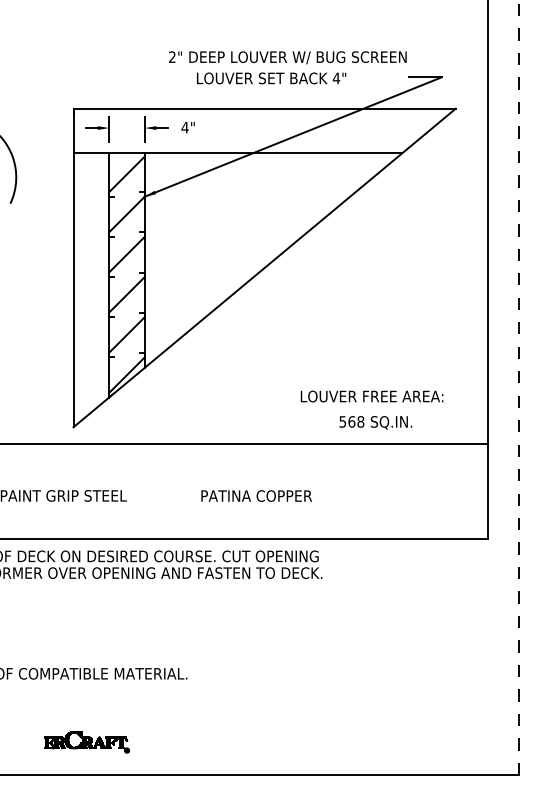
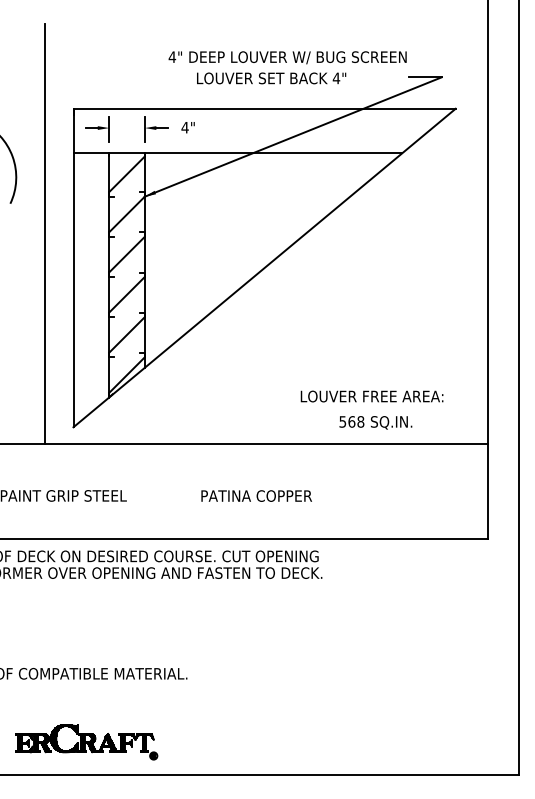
text: 2" -> 4" (172, 56)
line: none -> present (44, 233)
line: dashed -> solid (518, 387)
part size: 87x23 px -> 144x37 px (86, 742)
